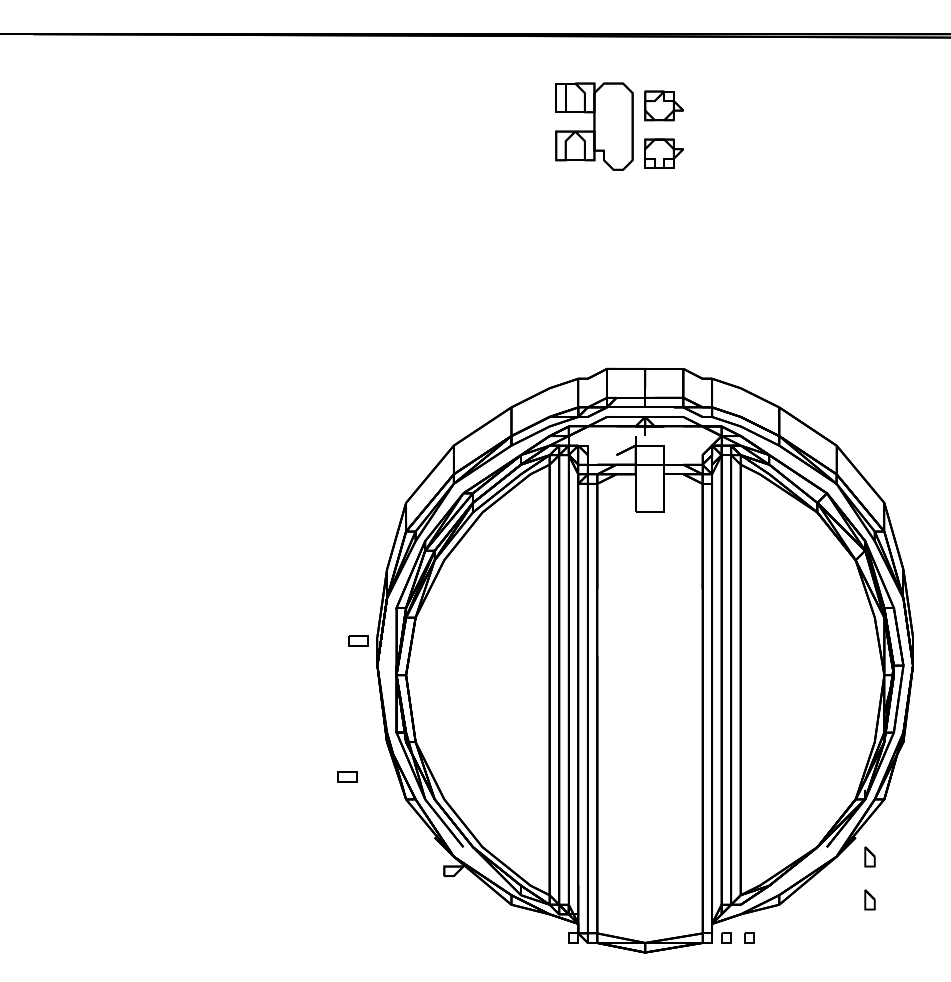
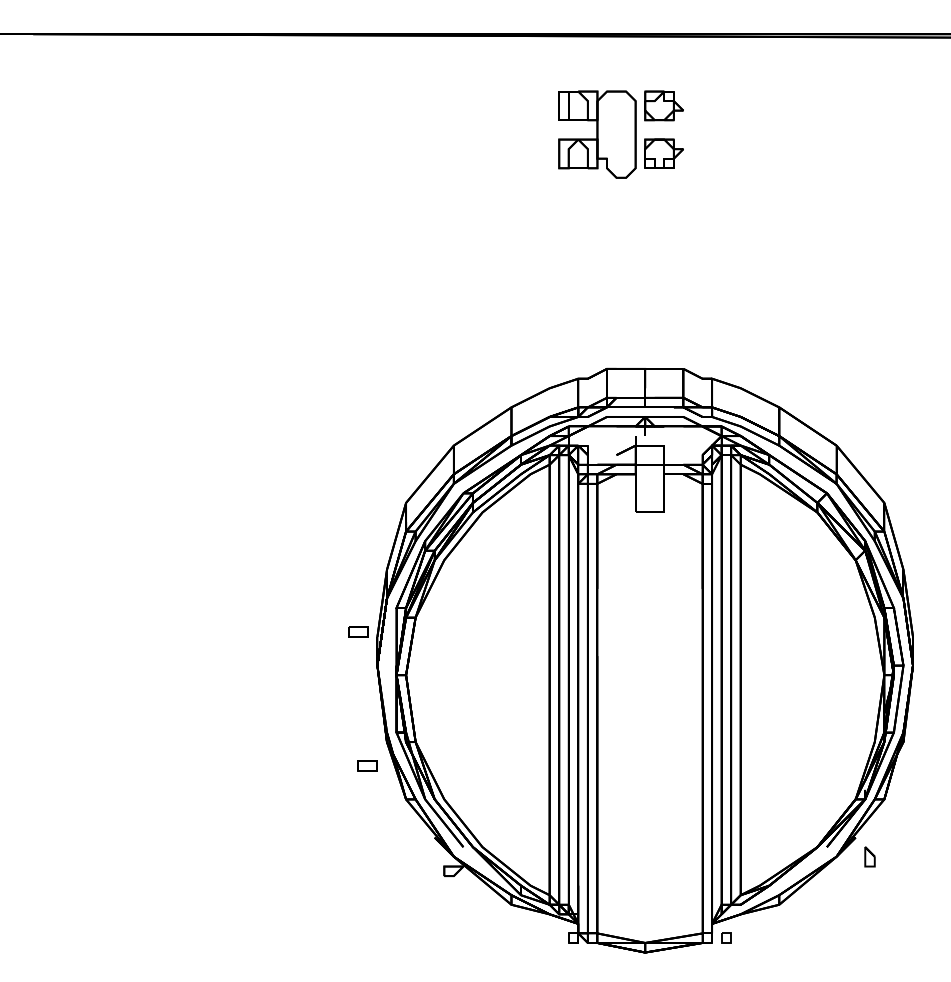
part position: (594, 126) -> (597, 134) (597, 134)
part position: (358, 640) -> (358, 631) (358, 631)
part position: (347, 776) -> (367, 765) (367, 765)
part: present -> none (869, 899)
part: present -> none (749, 937)
